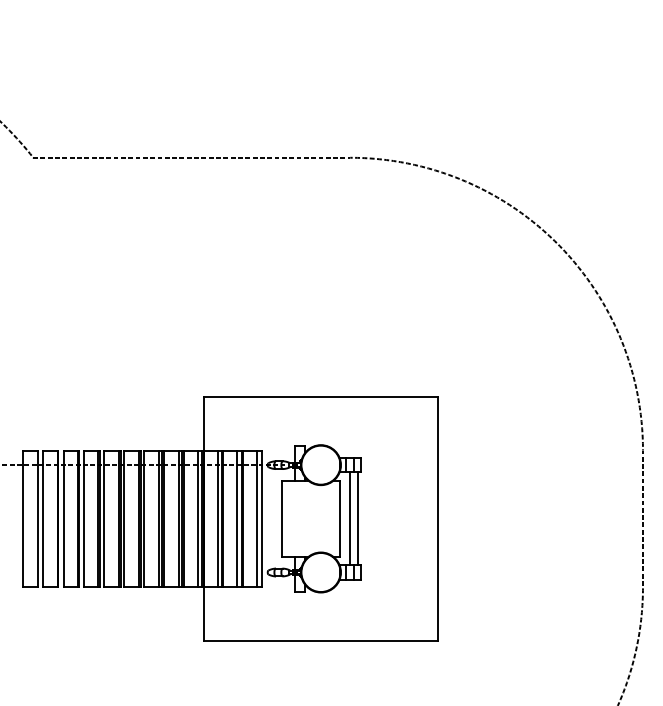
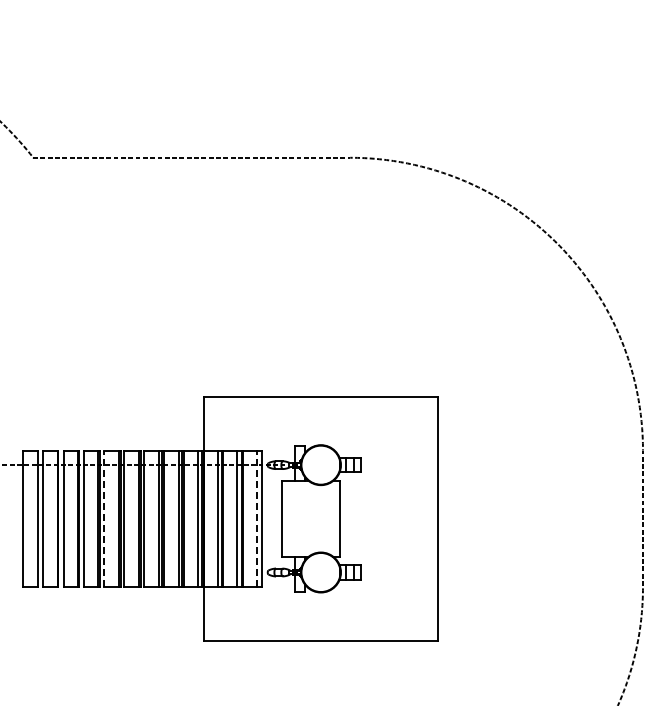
line: solid -> dashed (104, 518)
line: solid -> dashed (256, 518)
line: present -> none (349, 518)
line: present -> none (357, 518)
